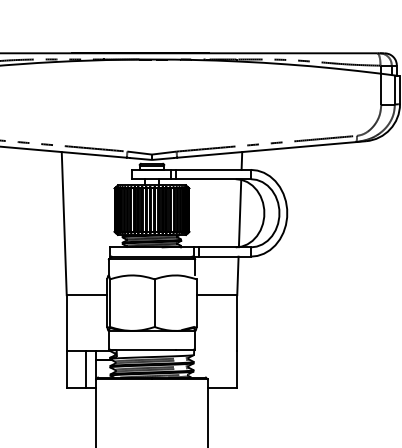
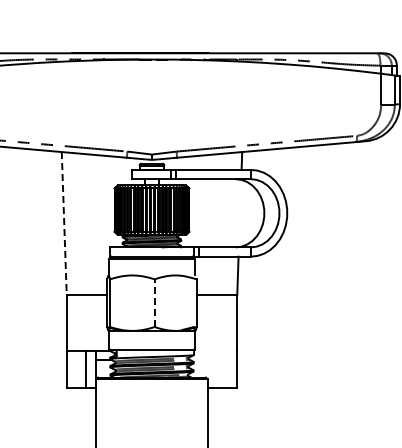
line: present -> none (239, 213)
line: solid -> dashed (64, 223)
line: solid -> dashed (154, 303)
